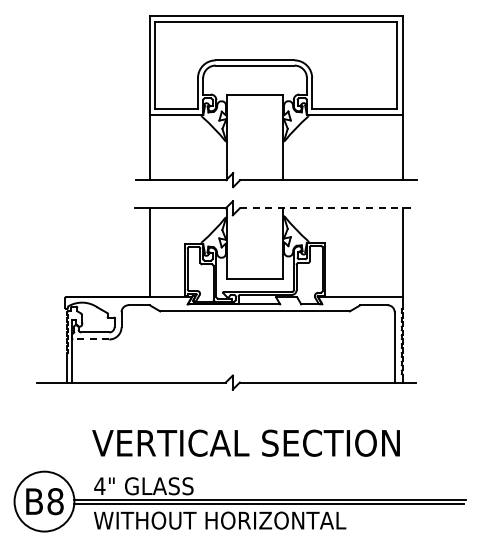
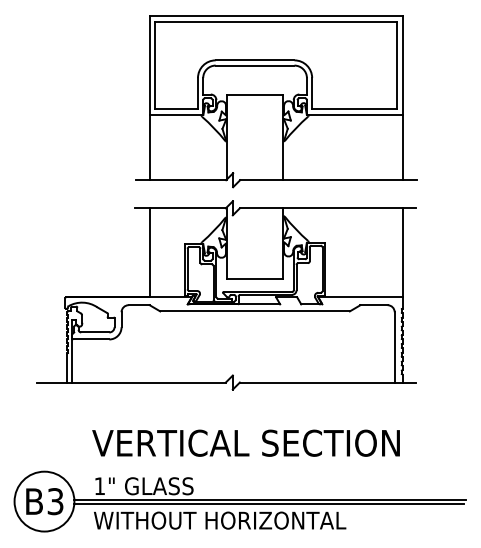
line: dashed -> solid (328, 208)
line: dashed -> solid (90, 339)
text: 4" -> 1" (99, 485)
text: B8 -> B3 (55, 501)
